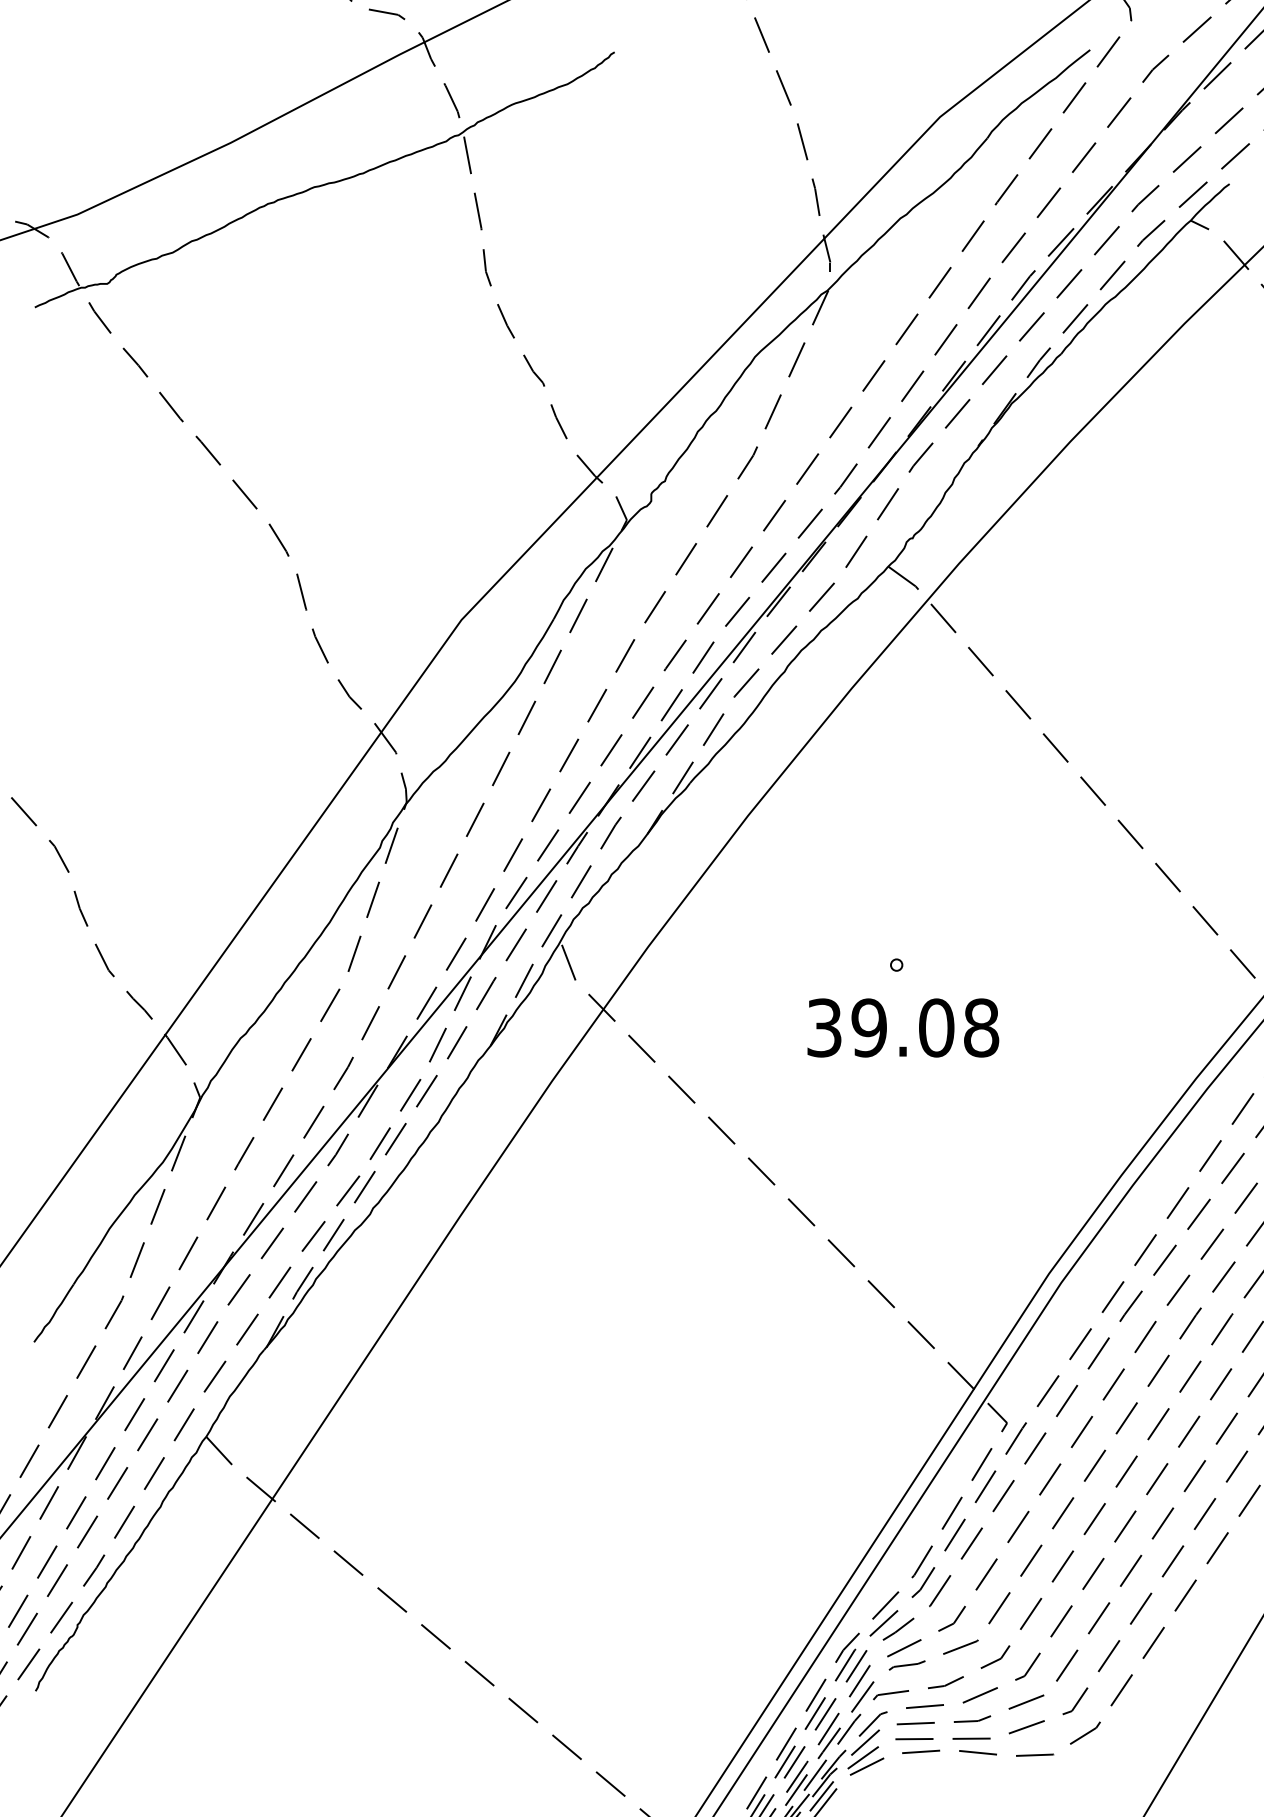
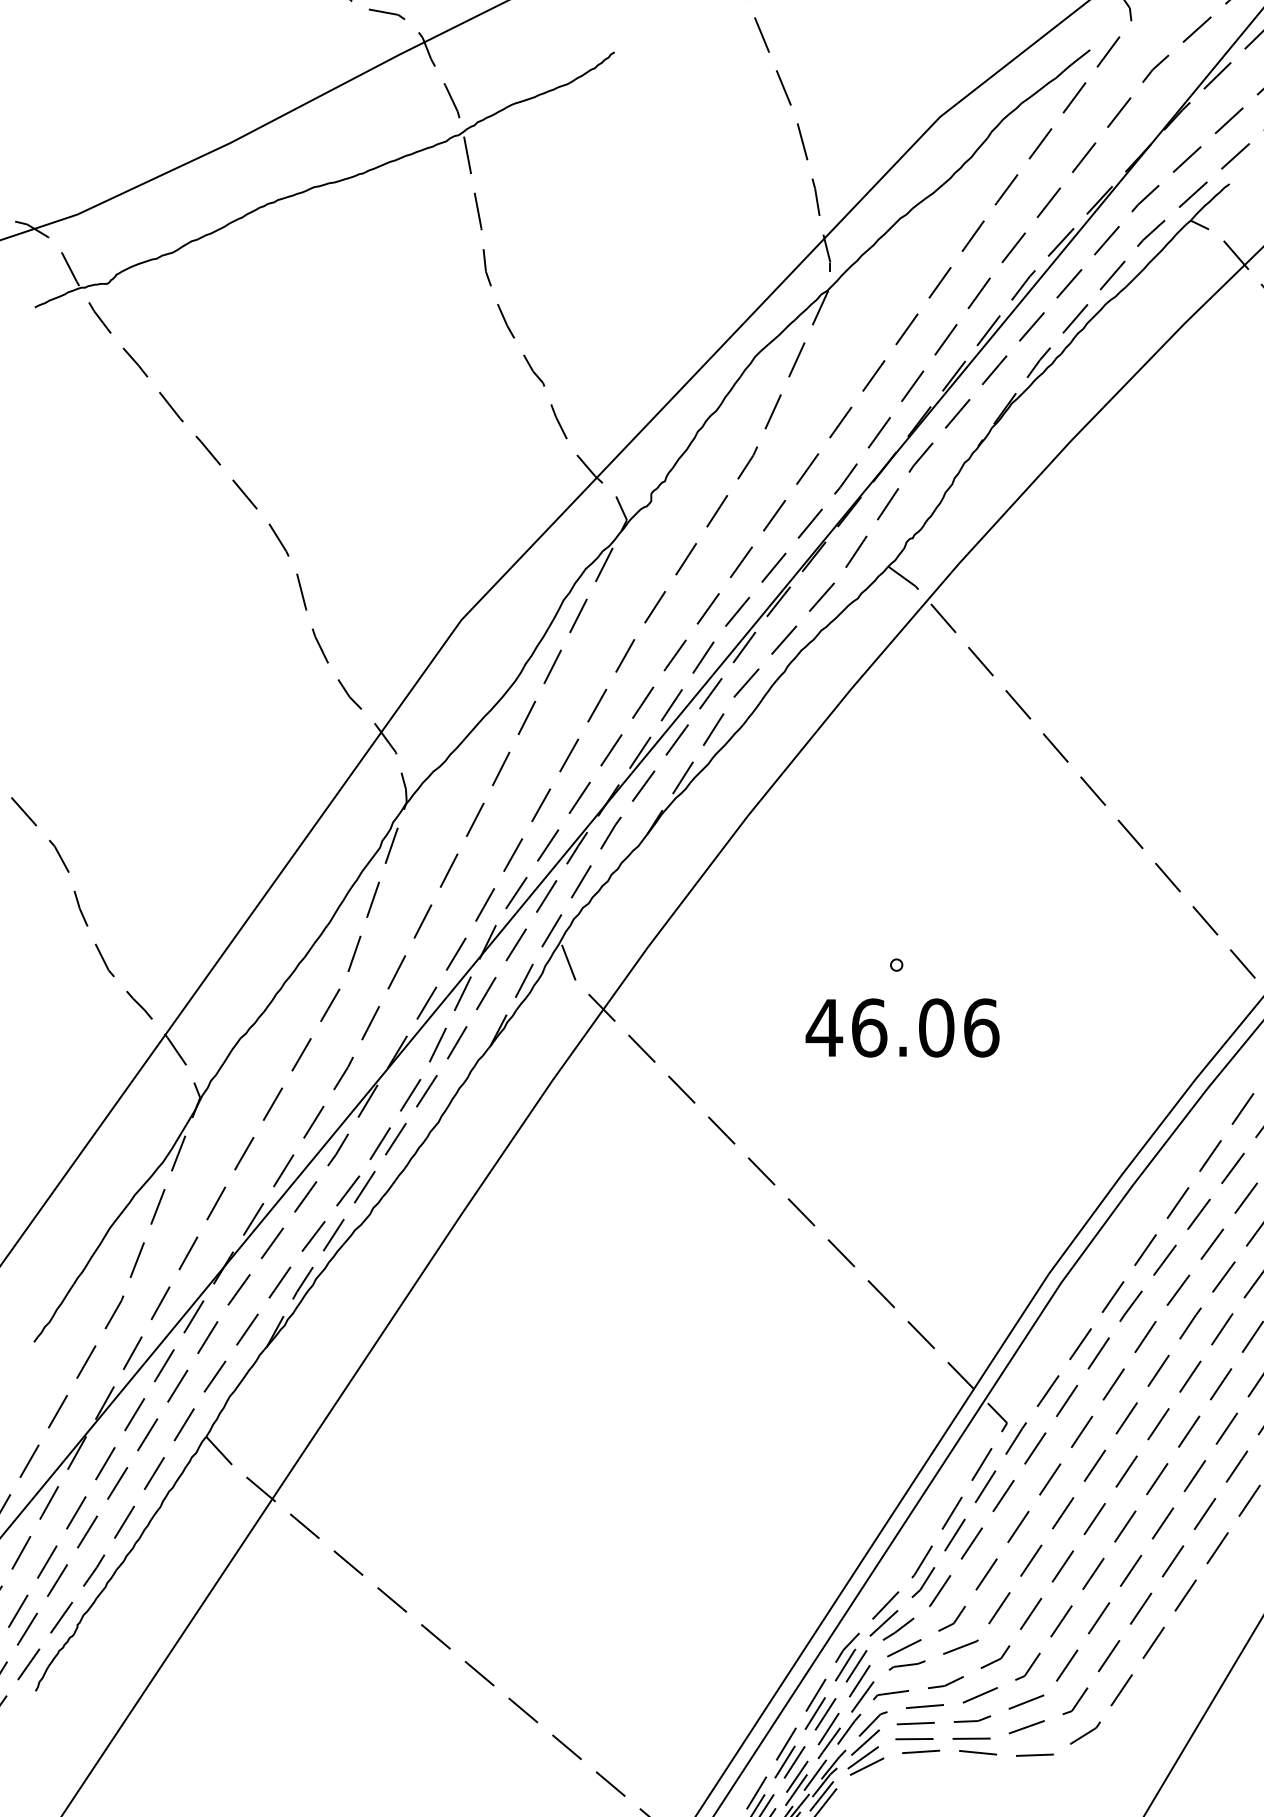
text: 39.08 -> 46.06 (902, 1027)
